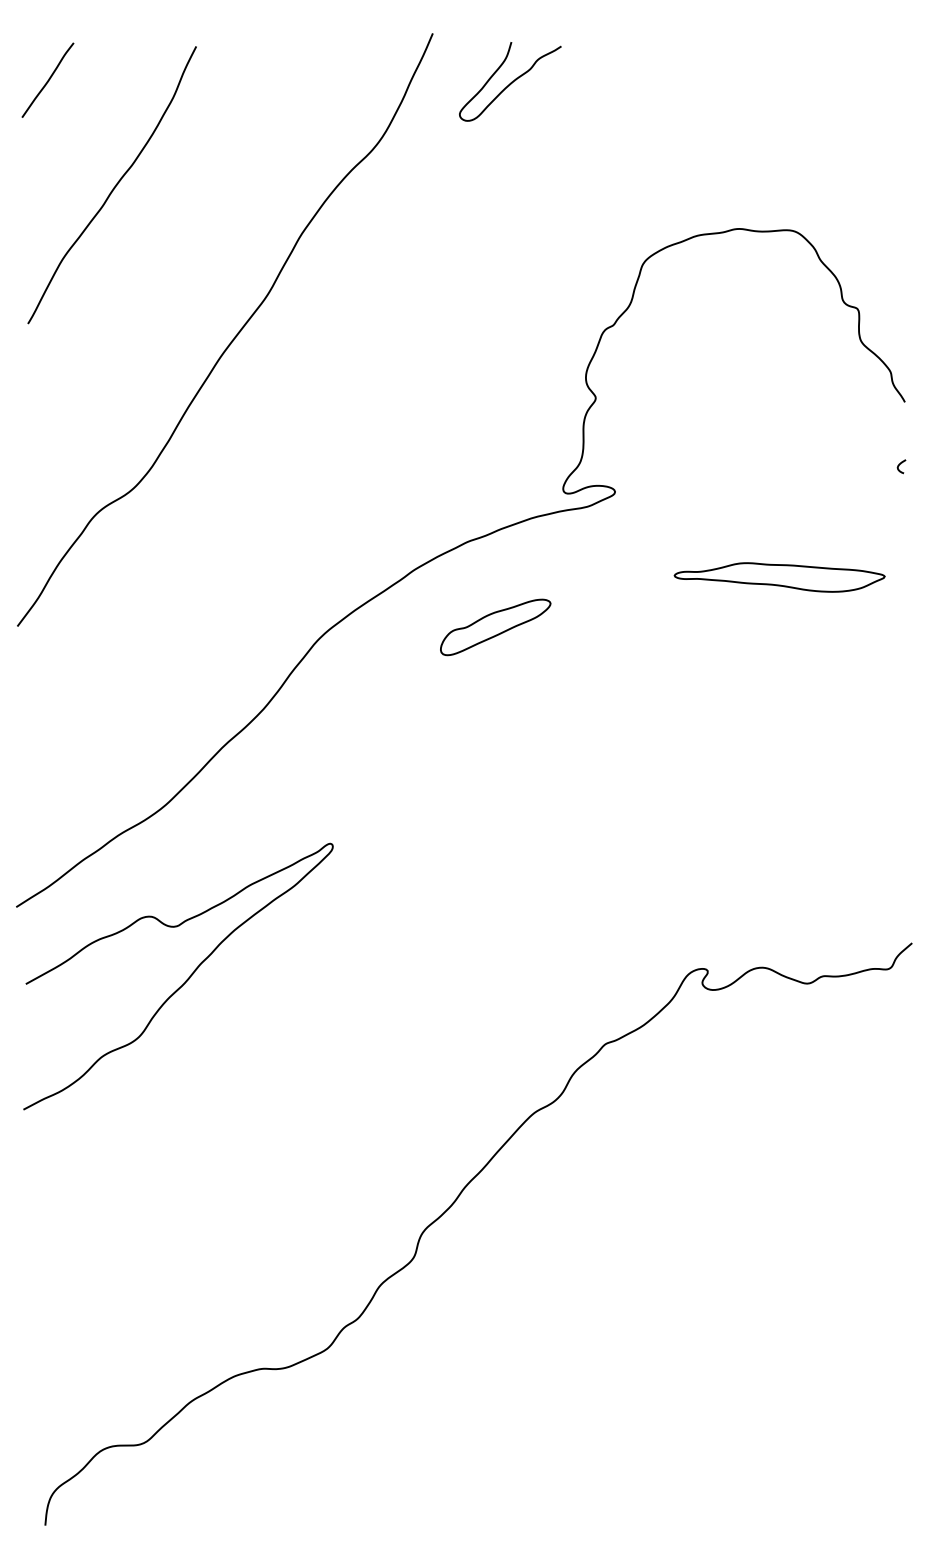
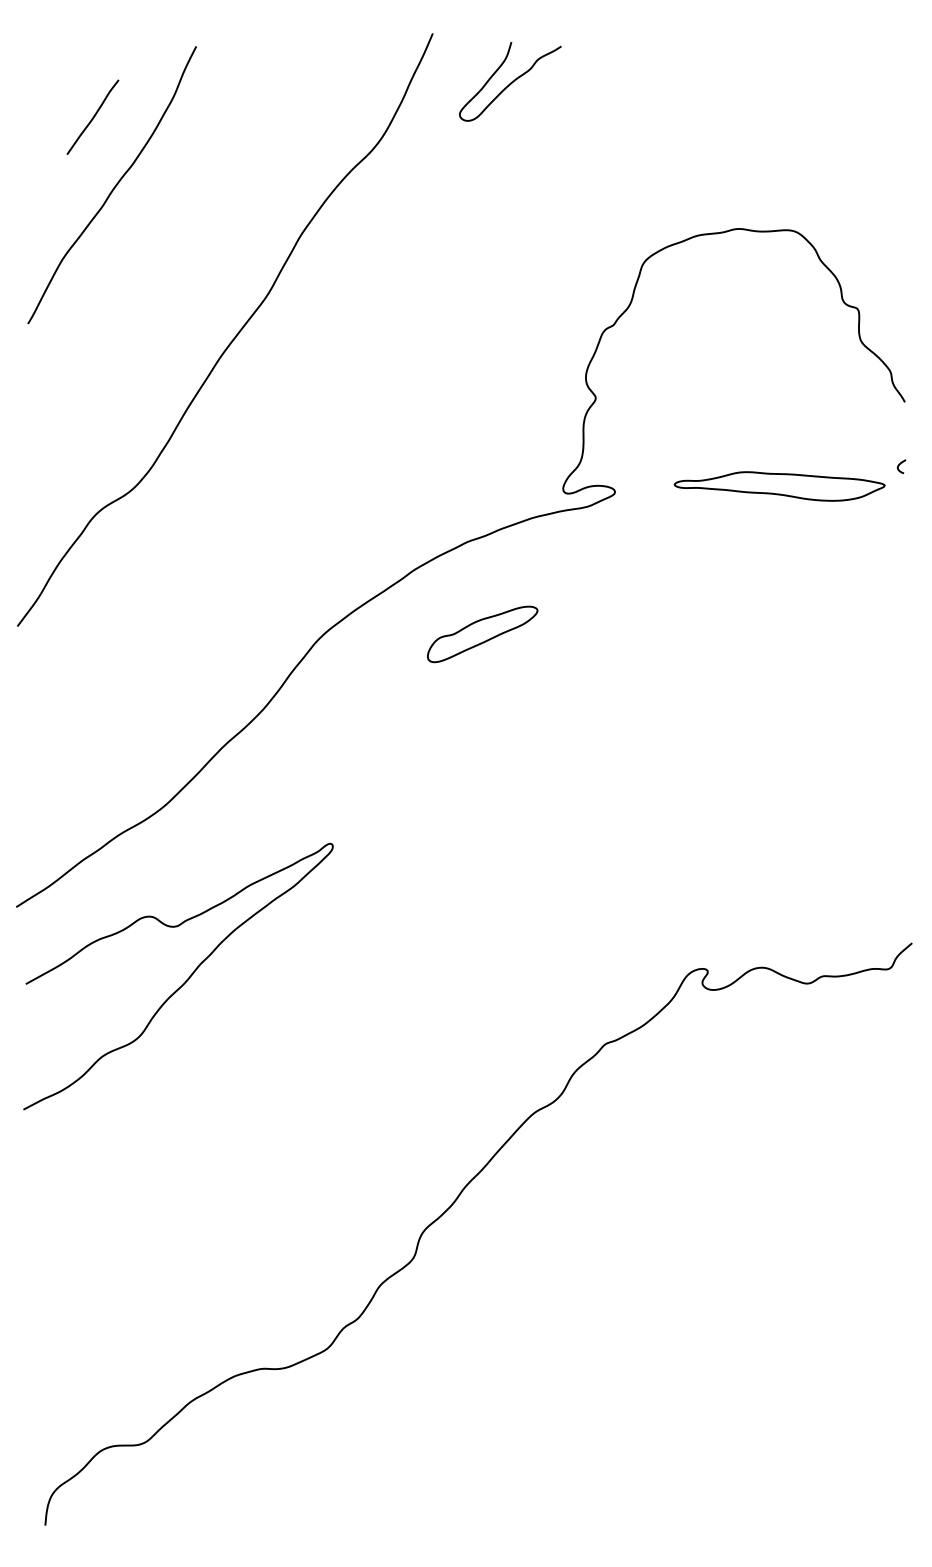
curve position: (48, 79) -> (93, 116) (93, 116)
part position: (779, 577) -> (779, 486) (779, 486)
part position: (495, 627) -> (482, 634) (482, 634)
